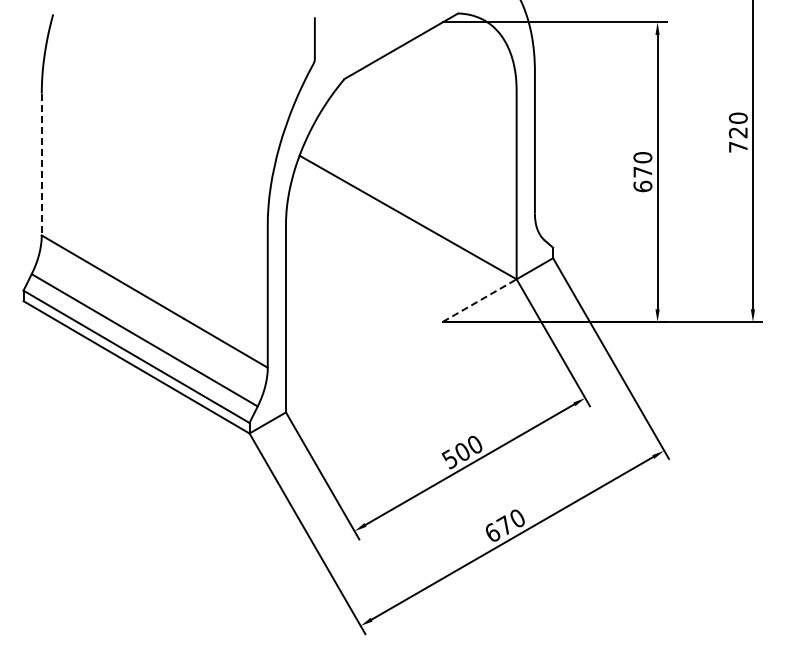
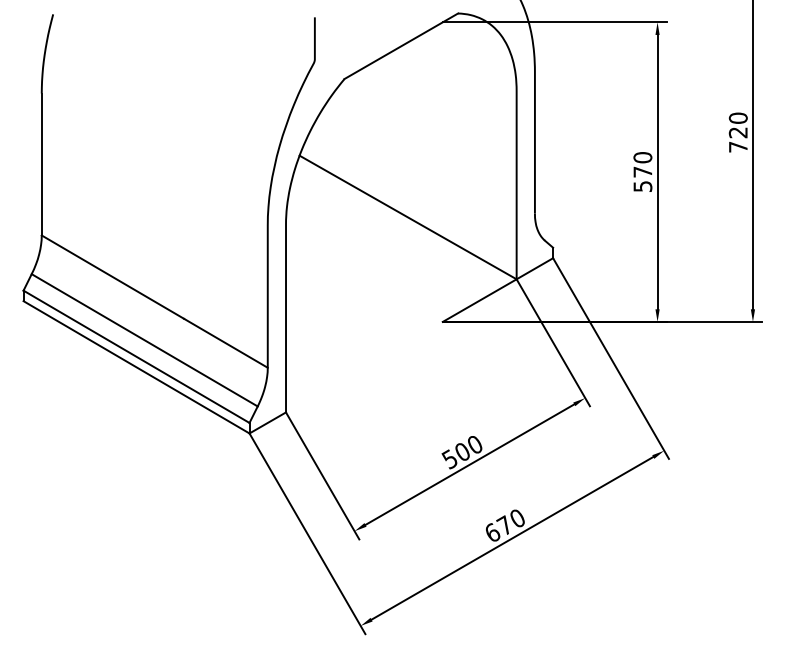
line: dashed -> solid (41, 164)
text: 670 -> 570 (642, 186)
line: dashed -> solid (479, 300)
